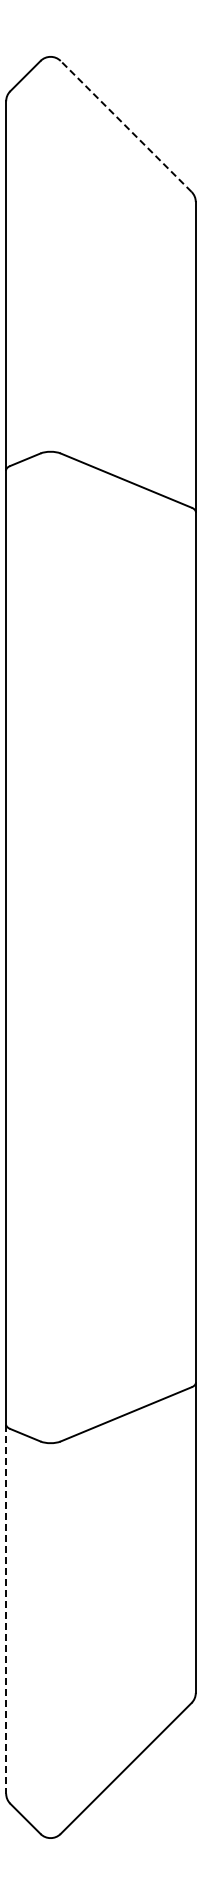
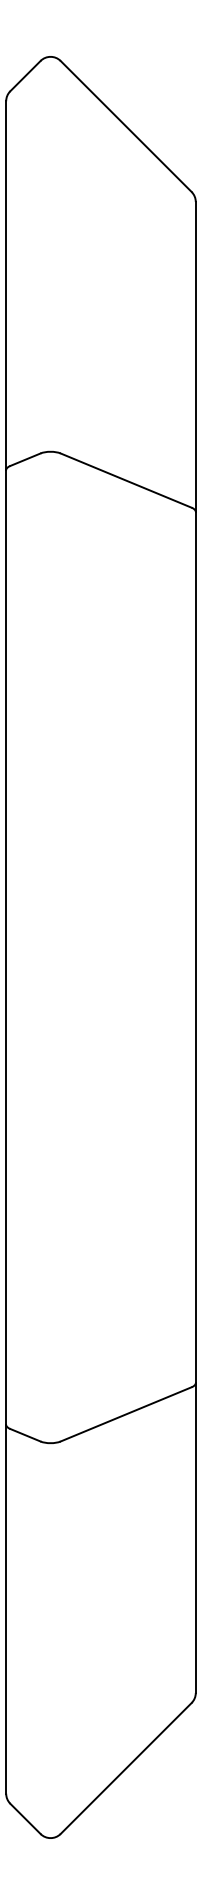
line: dashed -> solid (126, 126)
line: dashed -> solid (6, 1609)
